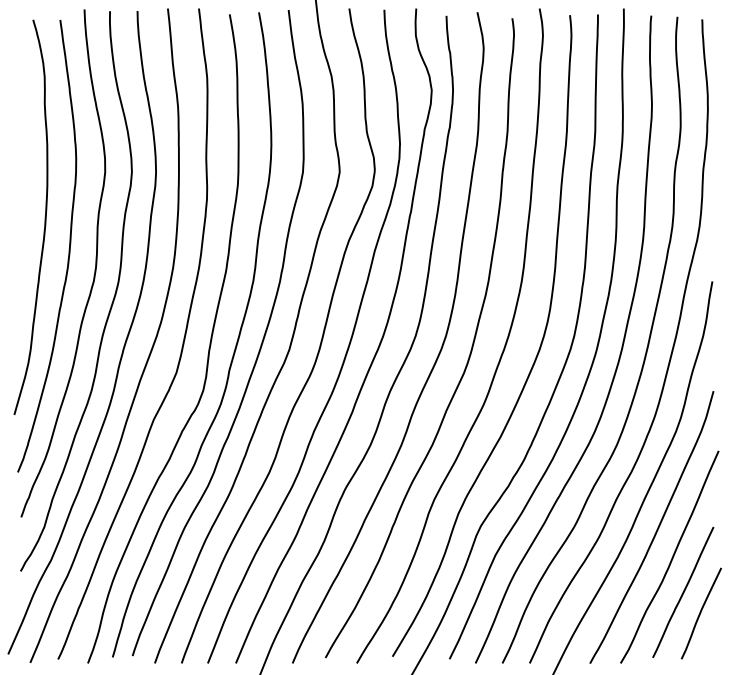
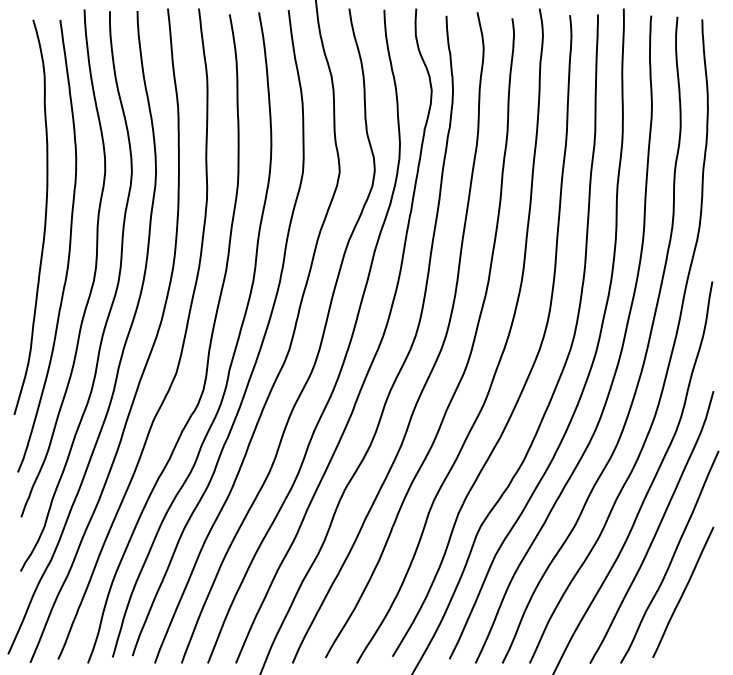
curve: present -> none (700, 613)
